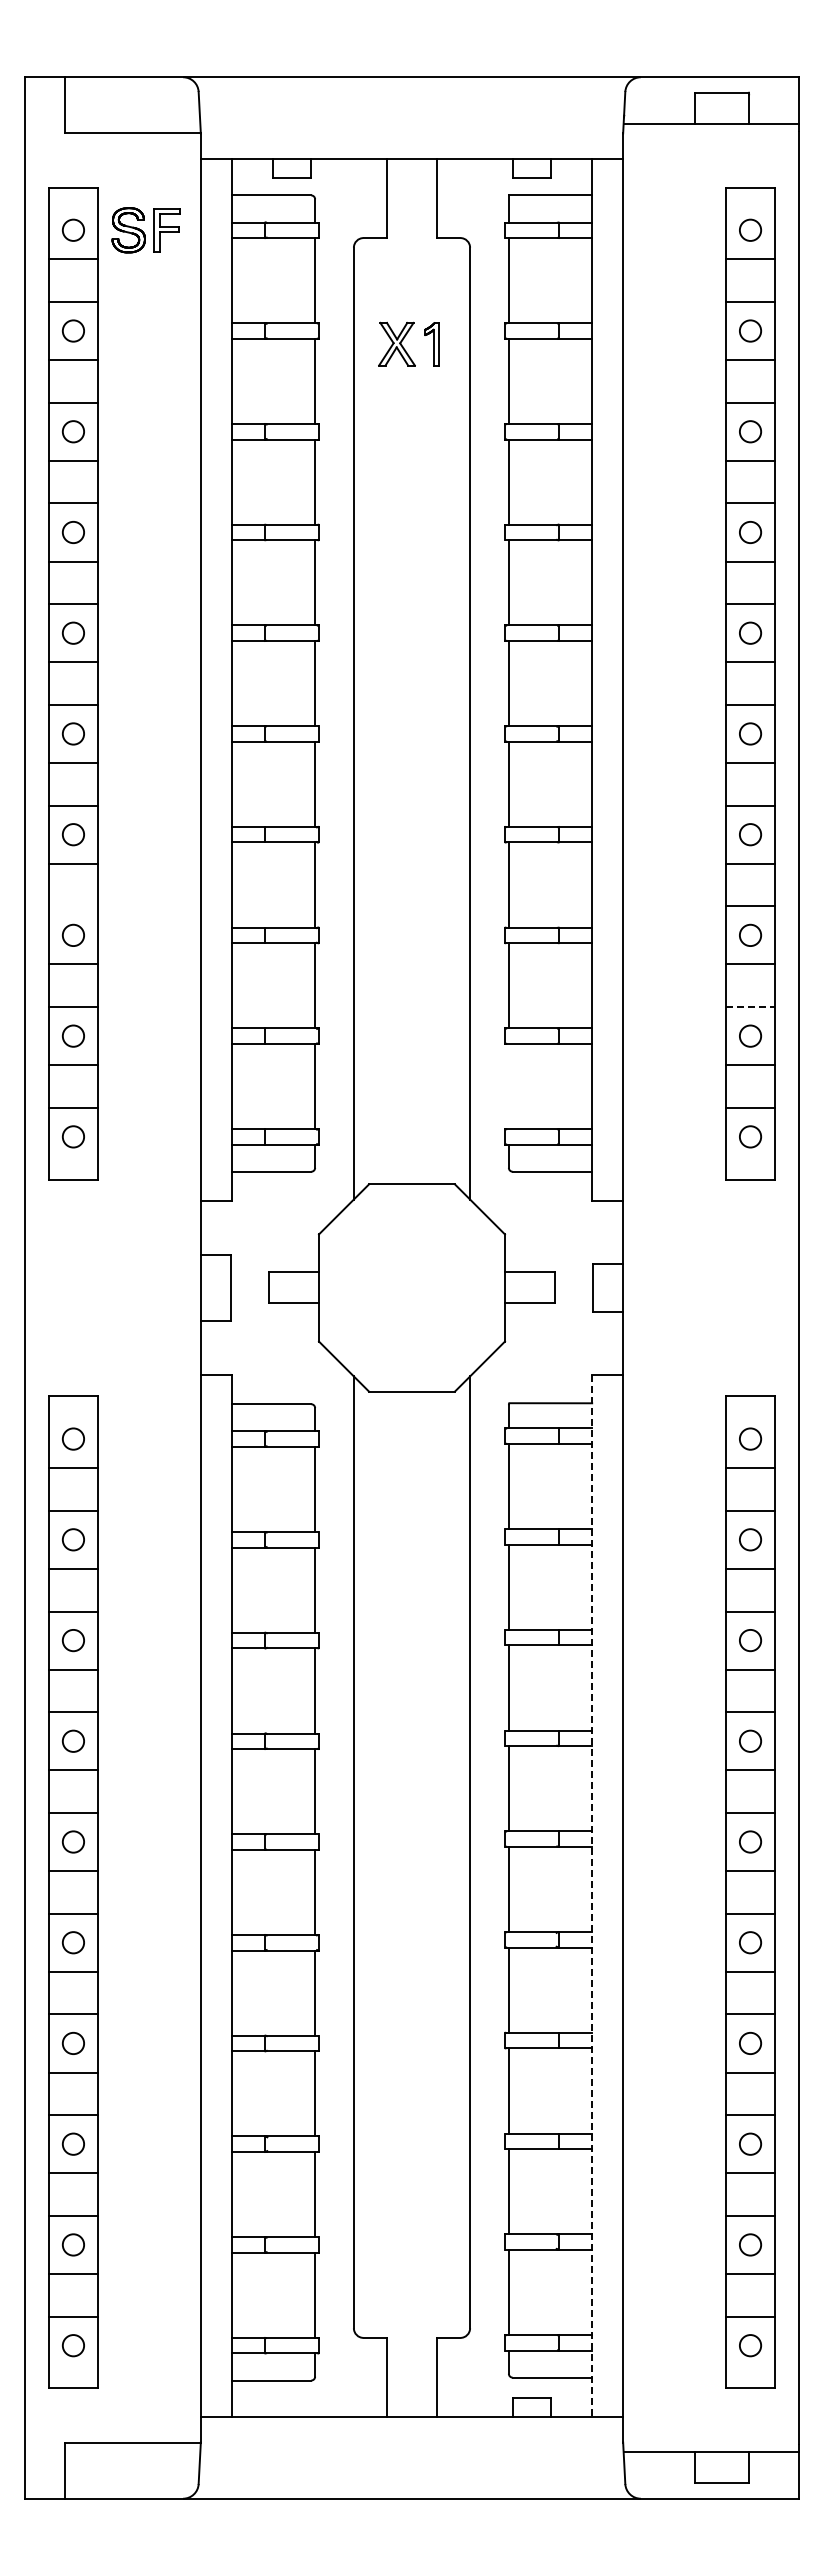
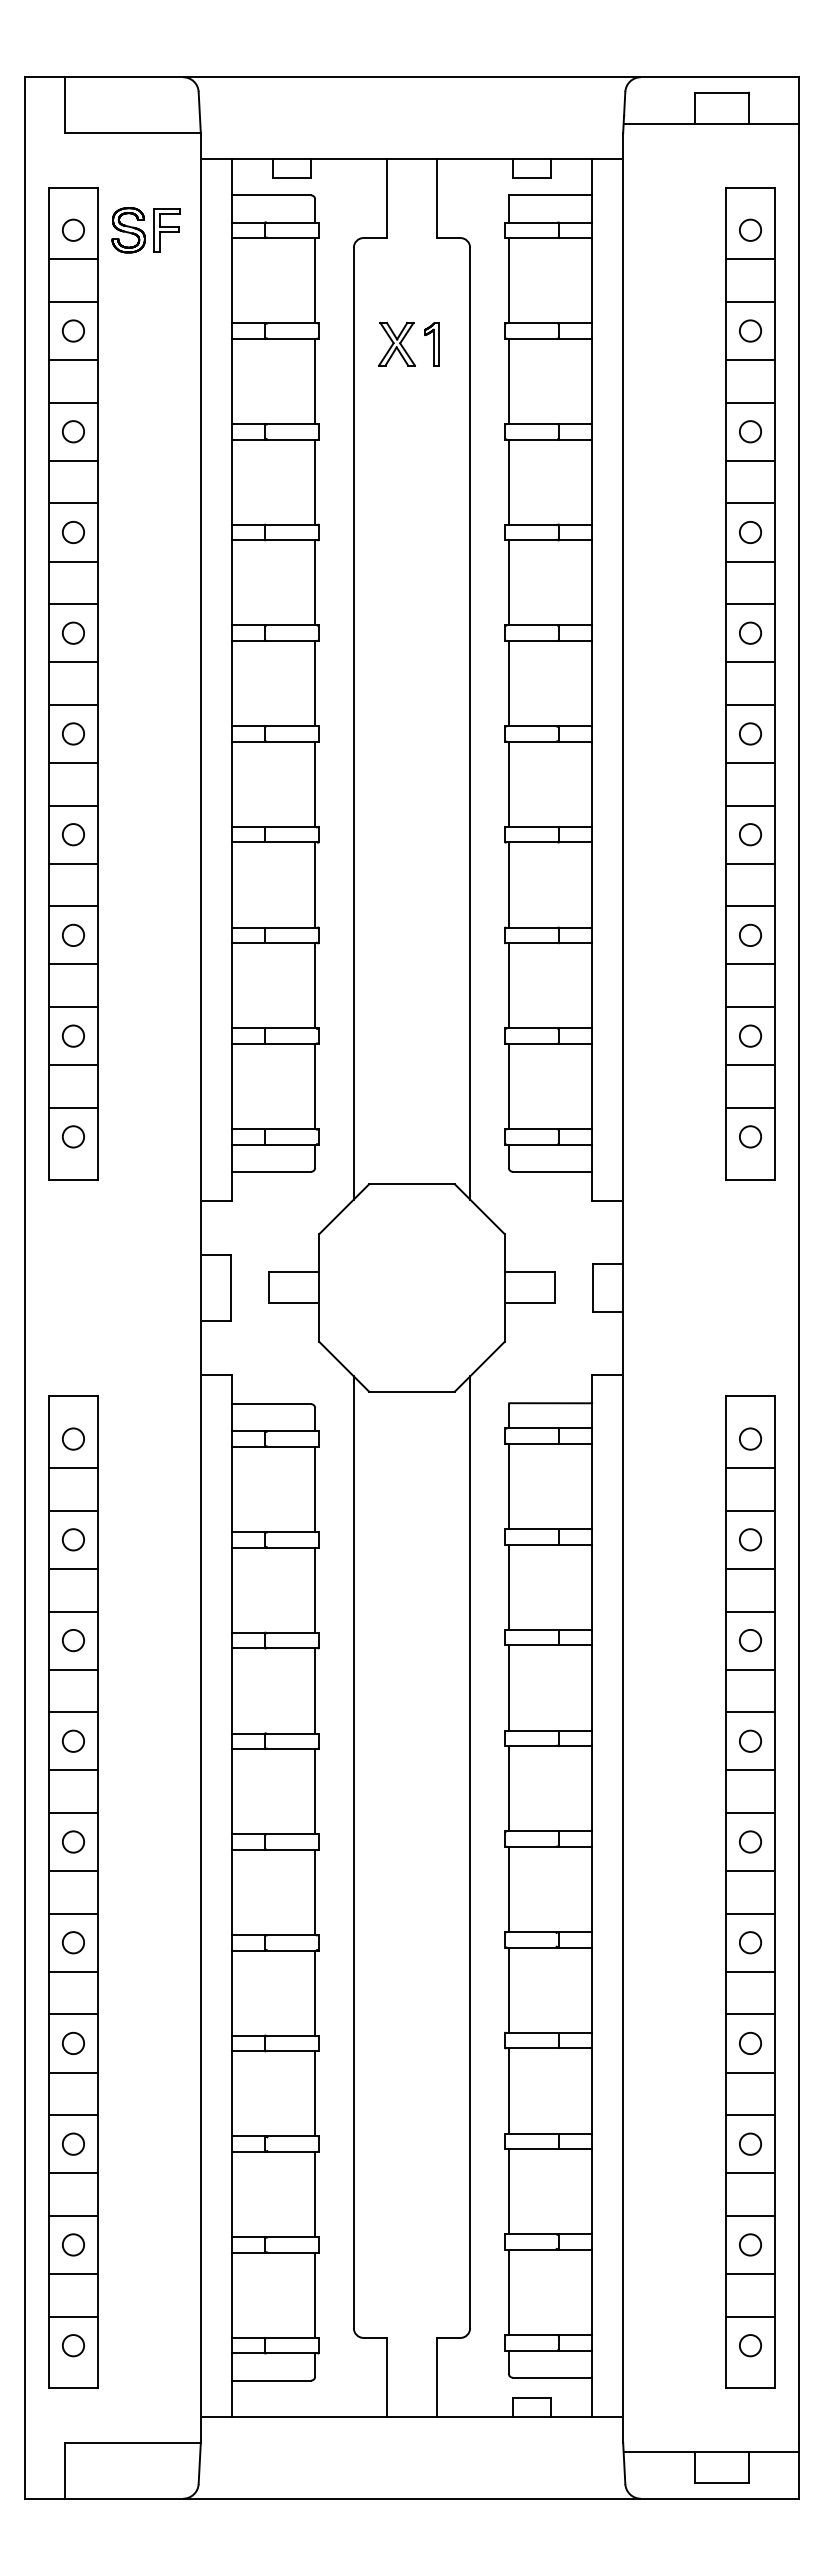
line: none -> present (73, 906)
line: dashed -> solid (751, 1007)
line: none -> present (508, 1086)
line: dashed -> solid (592, 1896)
